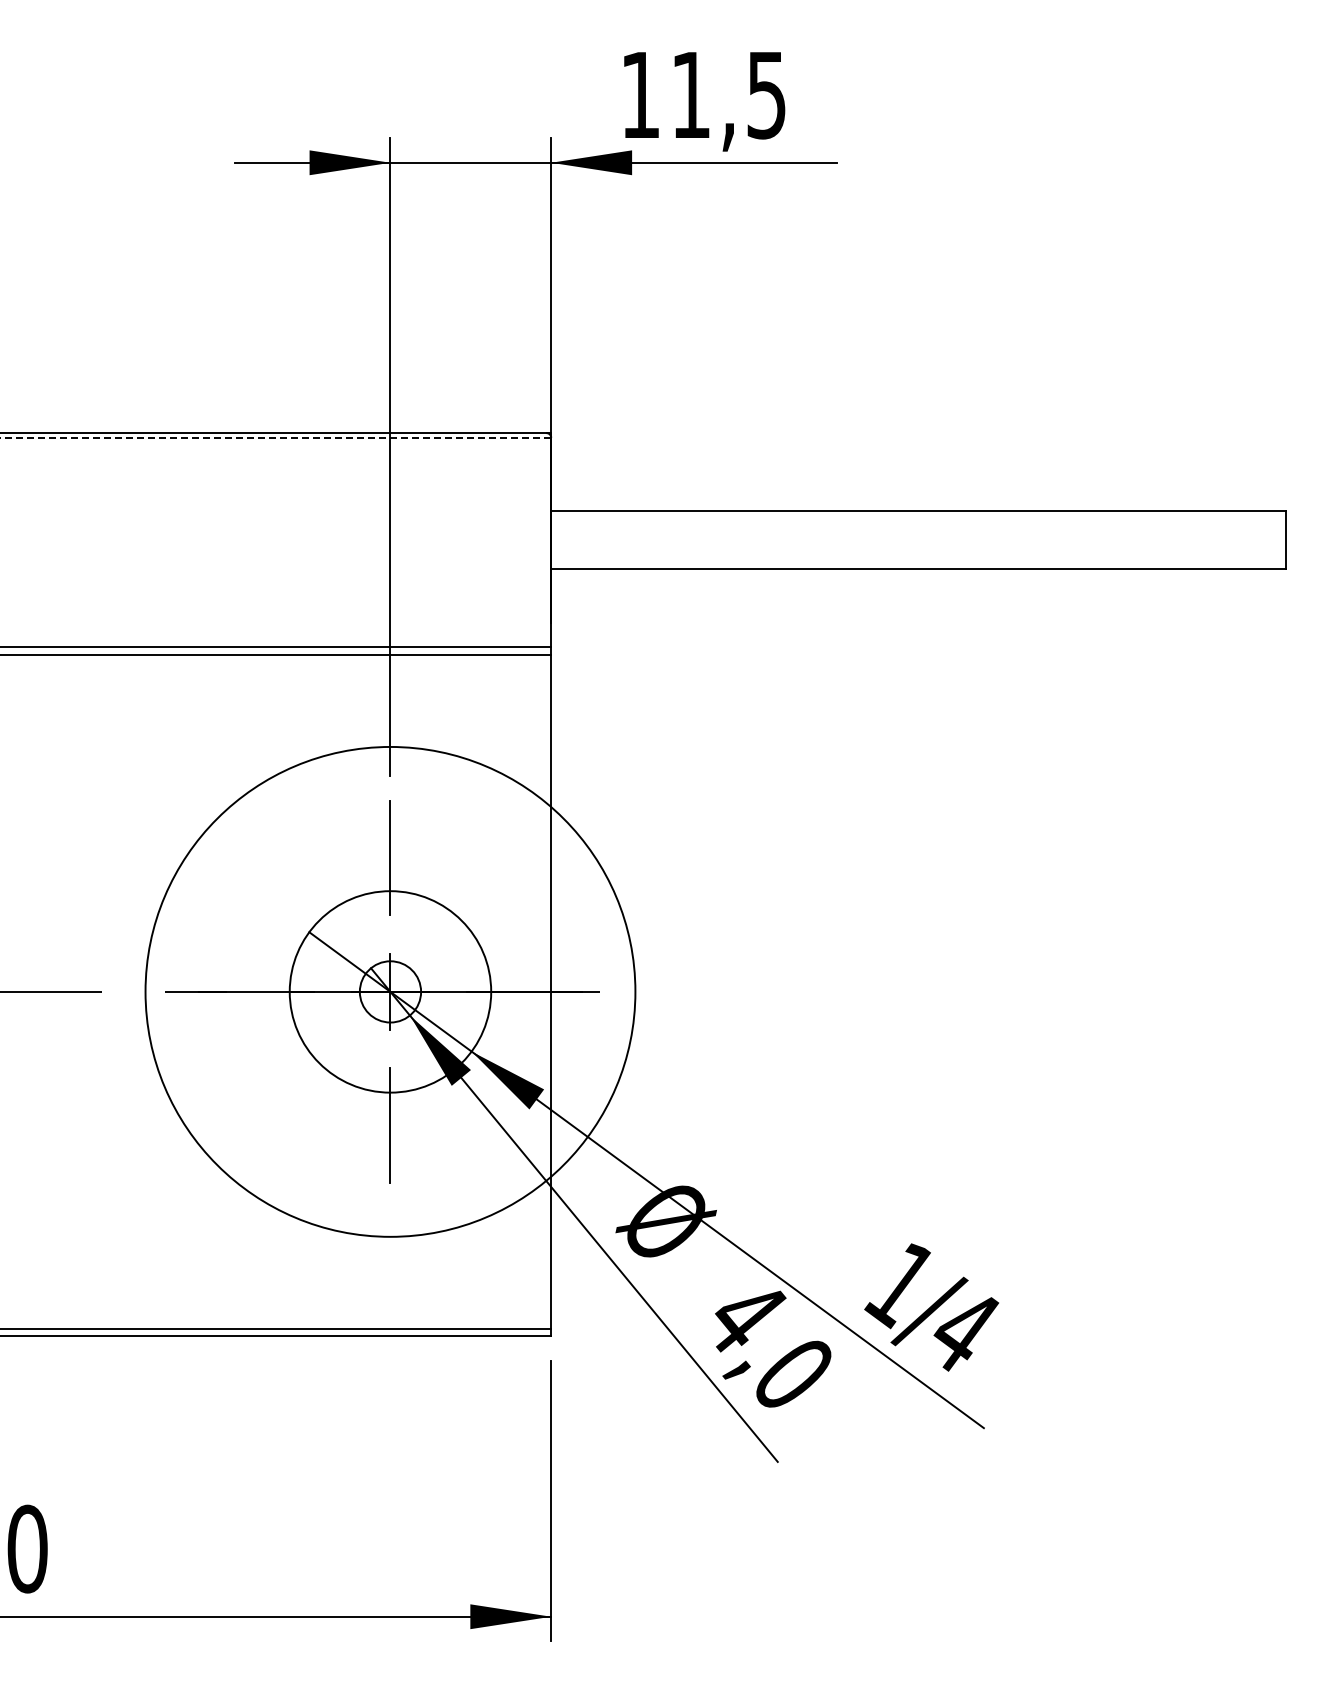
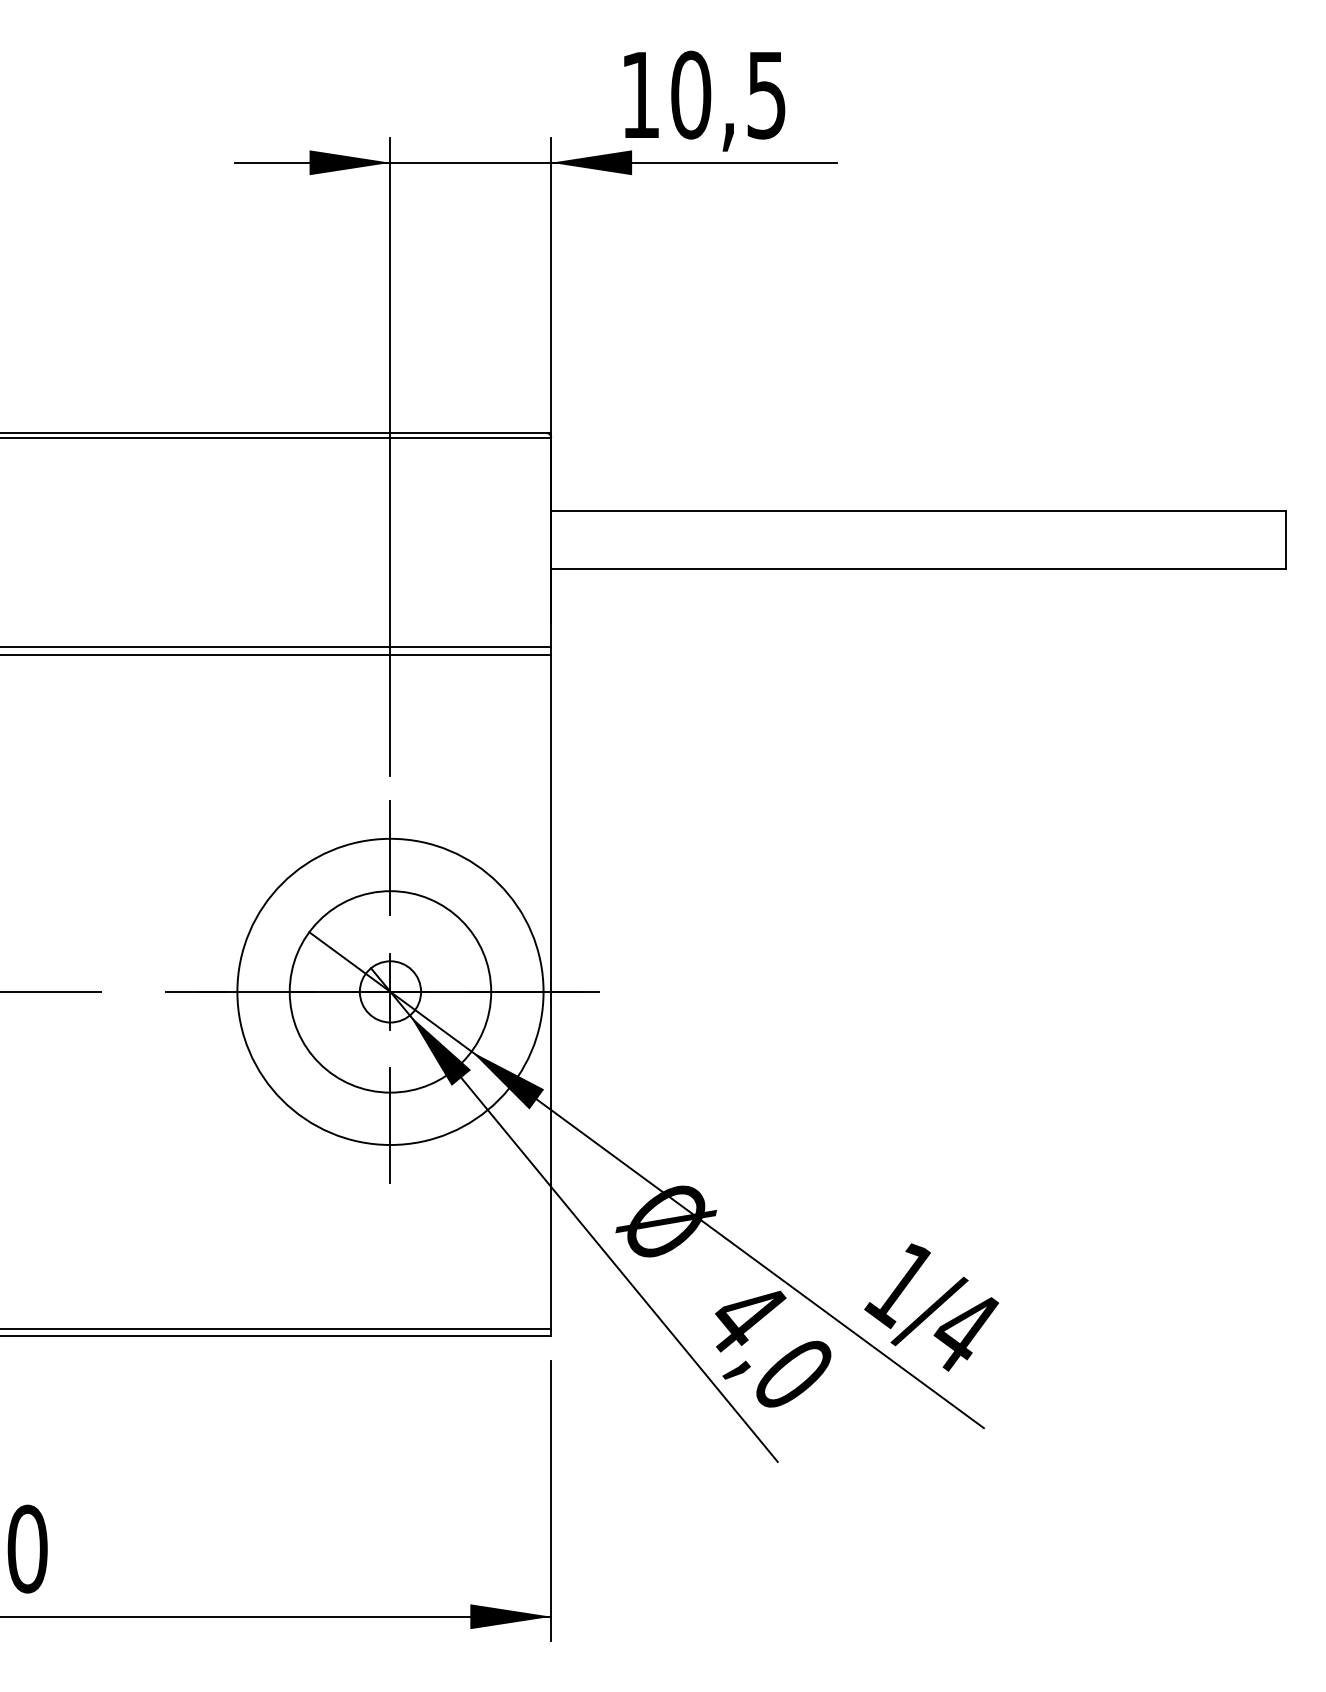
text: 11,5 -> 10,5 (691, 94)
line: dashed -> solid (275, 437)
circle diameter: 490 px -> 306 px (390, 991)
